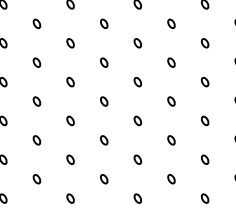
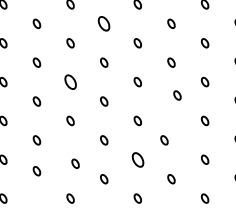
part size: 9x12 px -> 14x16 px (103, 23)
part size: 9x12 px -> 13x16 px (70, 81)
part position: (171, 101) -> (177, 95) (177, 95)
part position: (171, 140) -> (164, 140) (164, 140)
part position: (70, 159) -> (75, 163) (75, 163)
part size: 9x11 px -> 14x16 px (137, 159)
part position: (36, 179) -> (36, 171) (36, 171)
